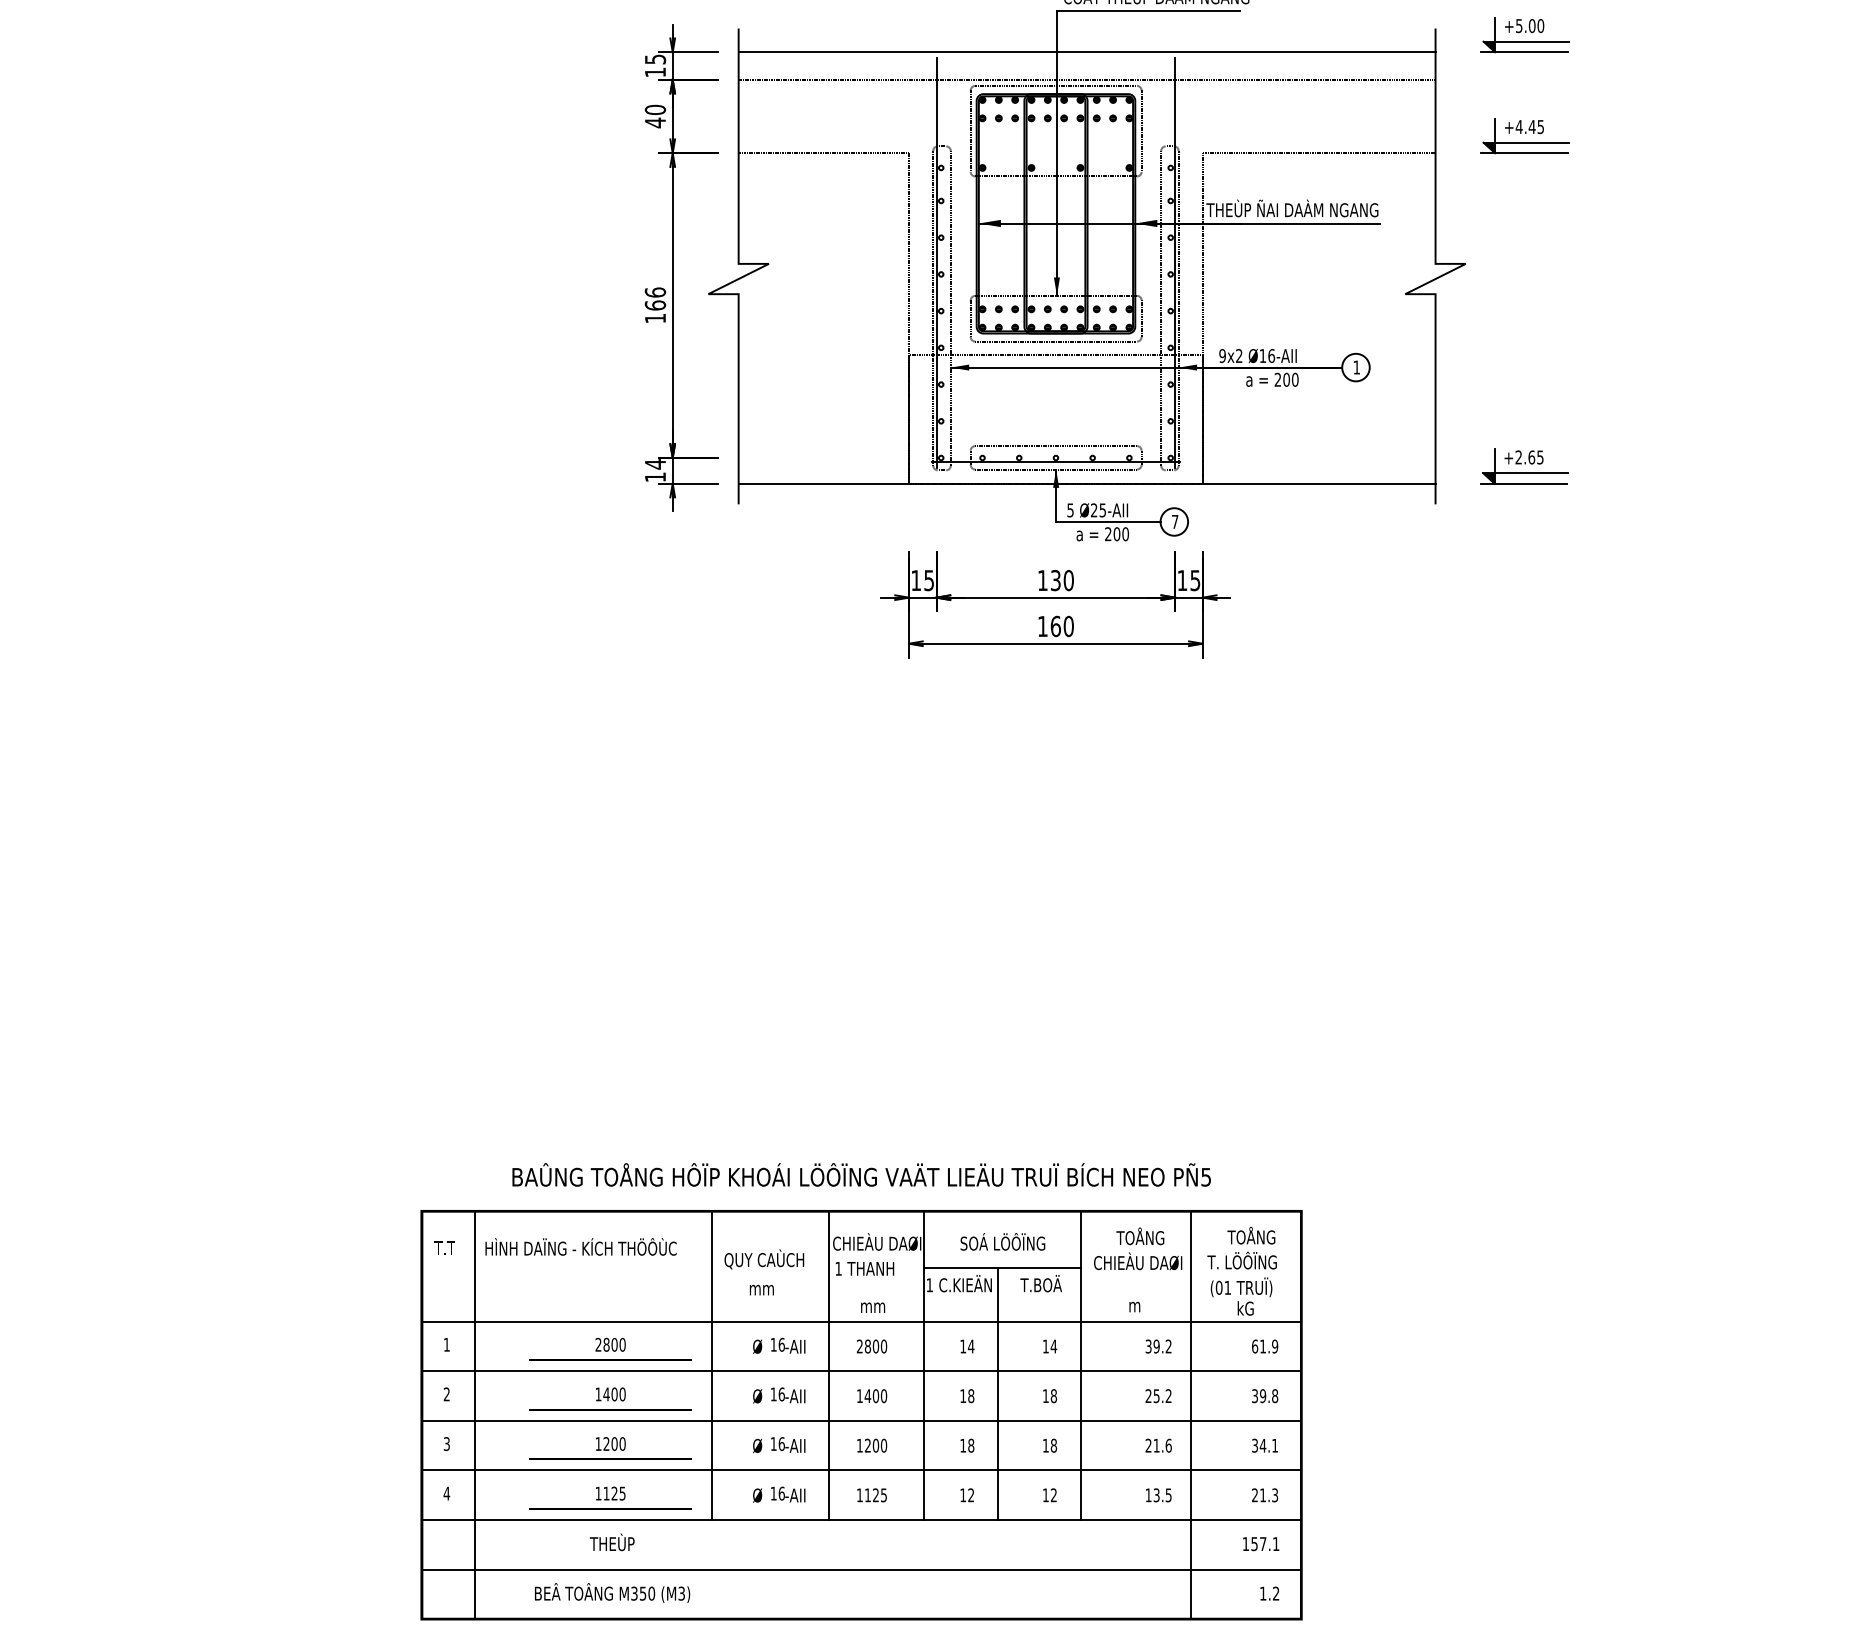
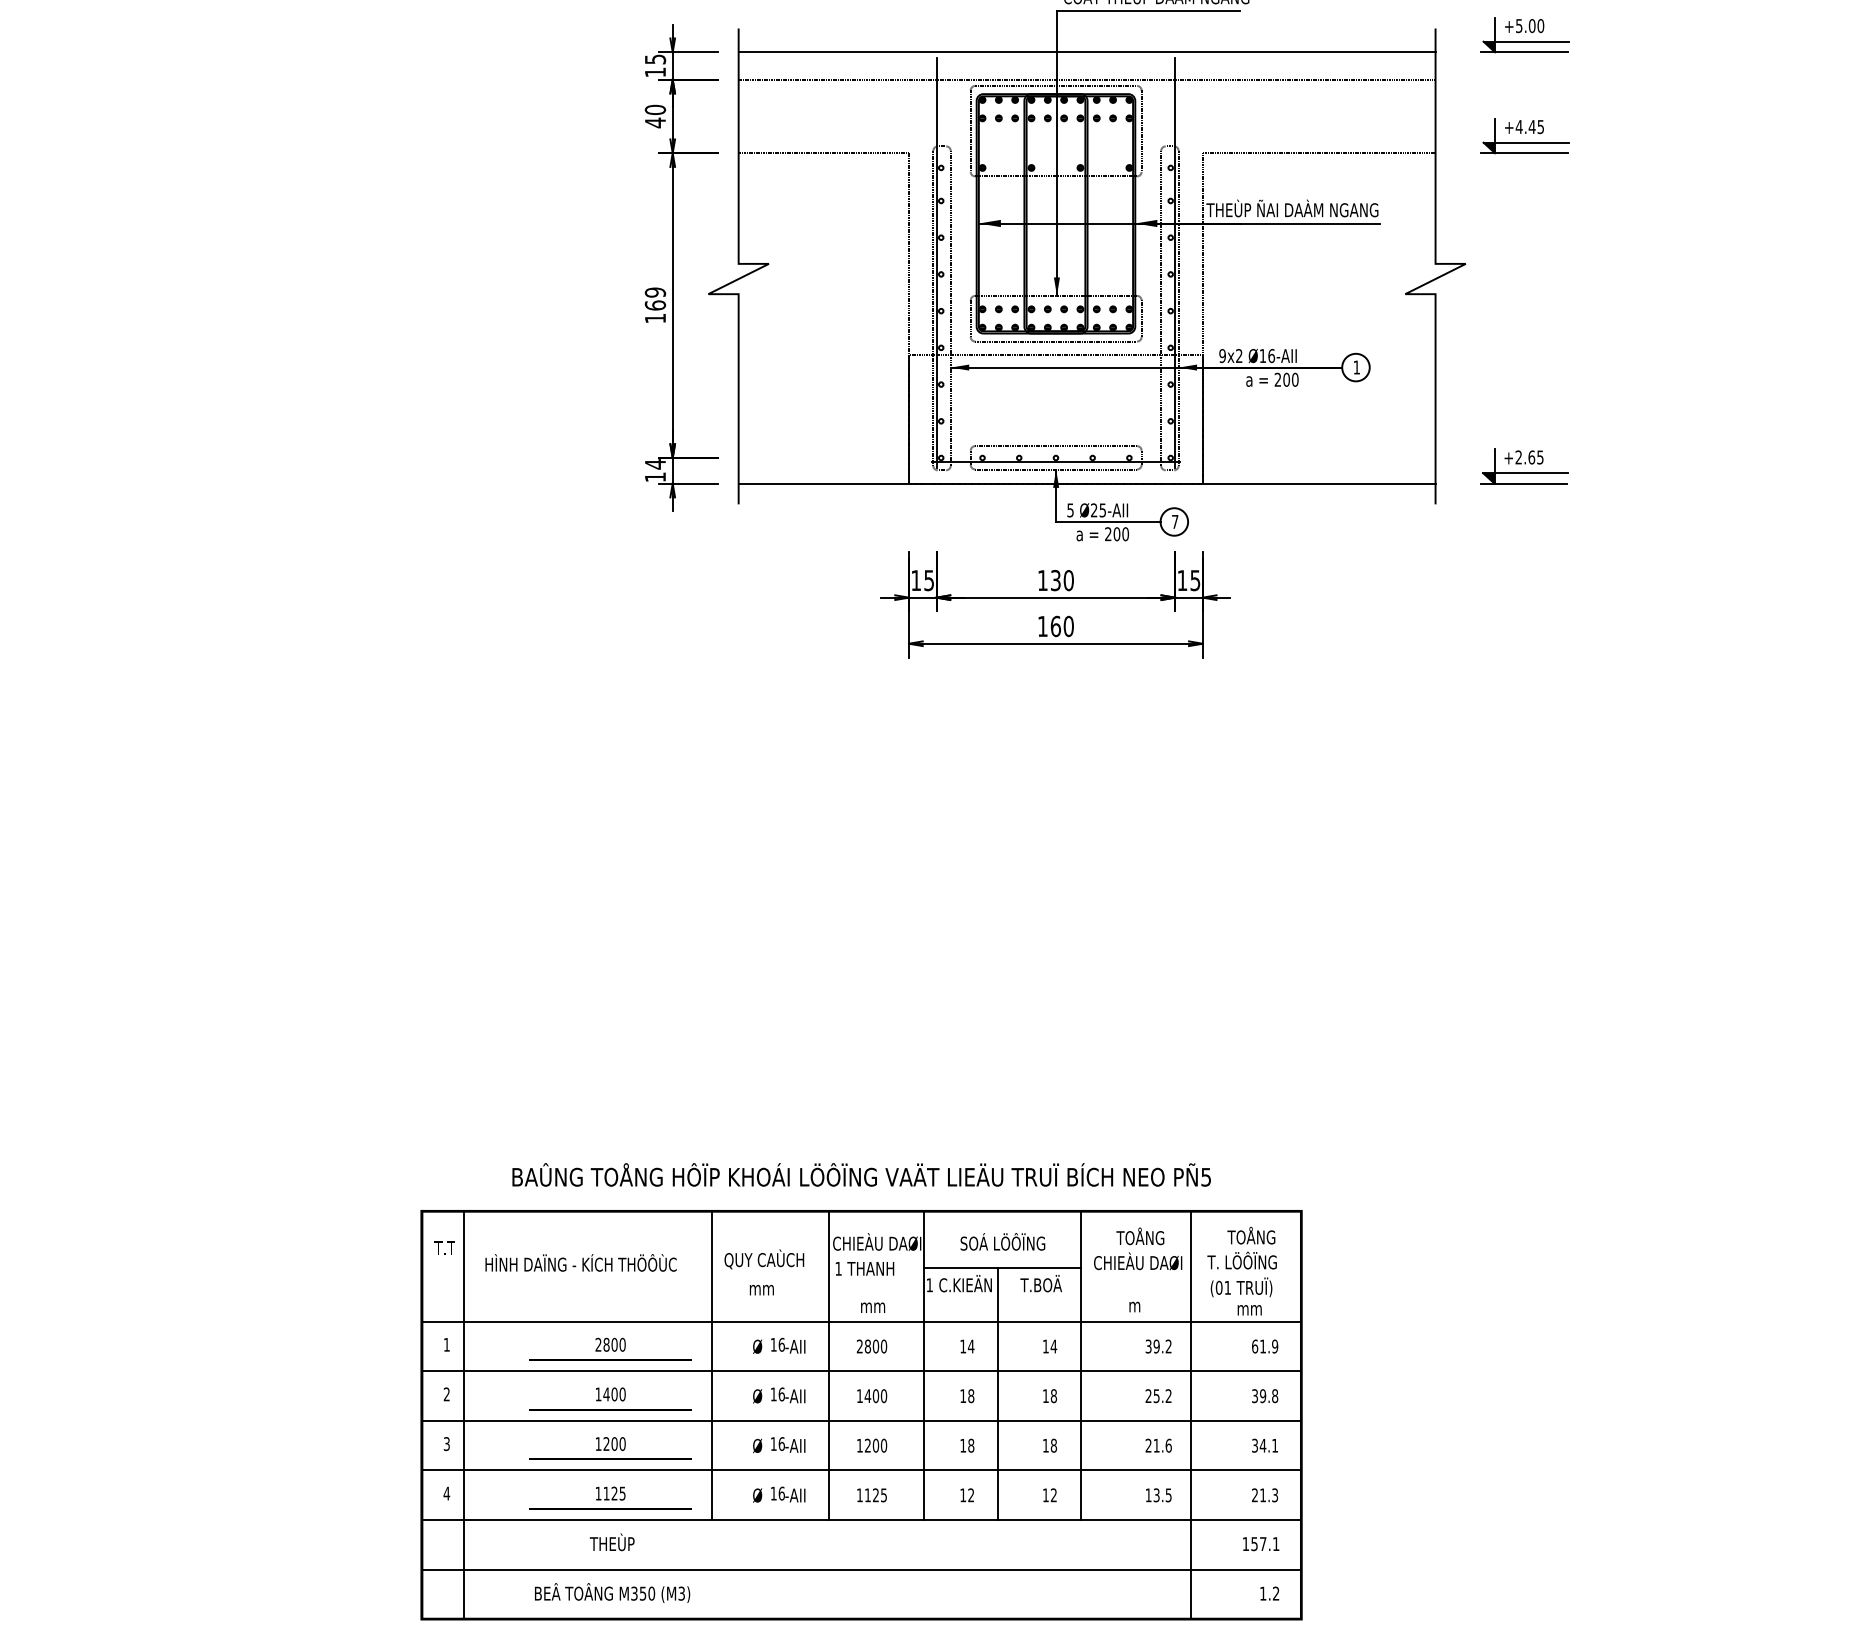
text: 166 -> 169 (655, 292)
text position: (580, 1246) -> (580, 1262) (580, 1262)
text: kG -> mm (1249, 1308)
line position: (474, 1415) -> (463, 1415) (463, 1415)
